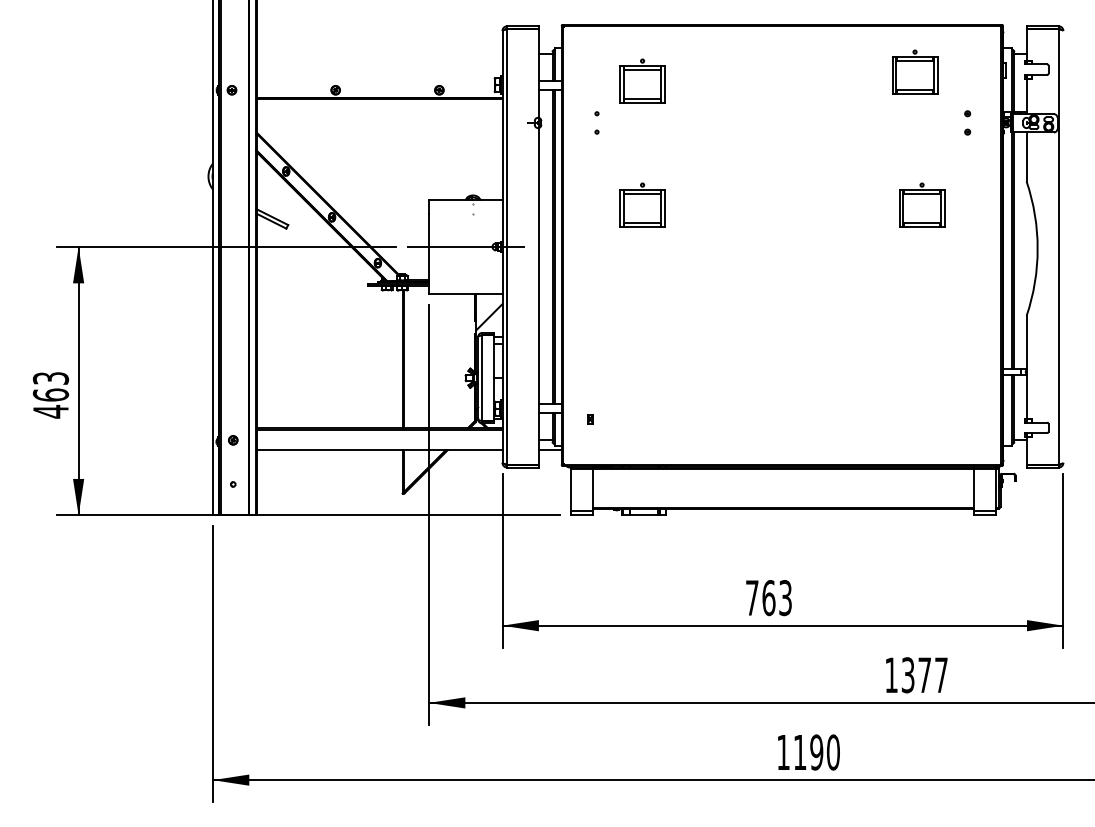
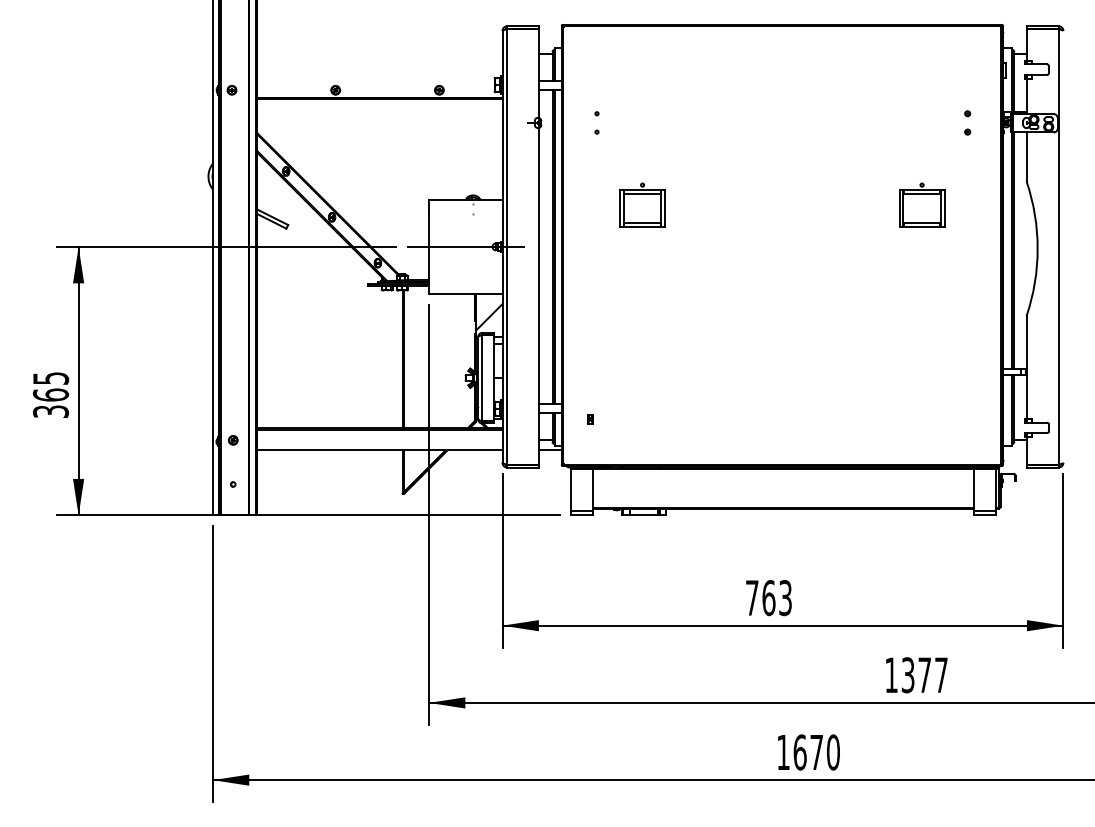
part: present -> none (915, 71)
part: present -> none (642, 80)
text: 463 -> 365 (50, 395)
text: 1190 -> 1670 (808, 752)
